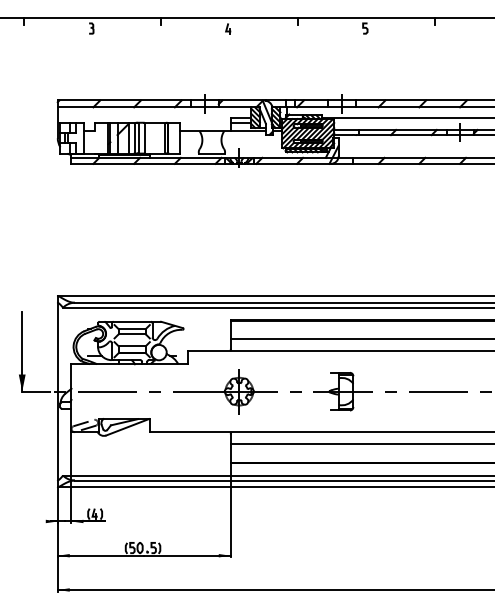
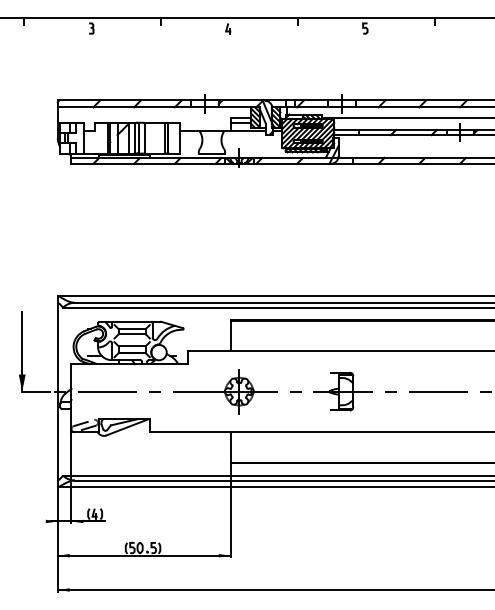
line: present -> none (360, 339)
line: present -> none (360, 444)
